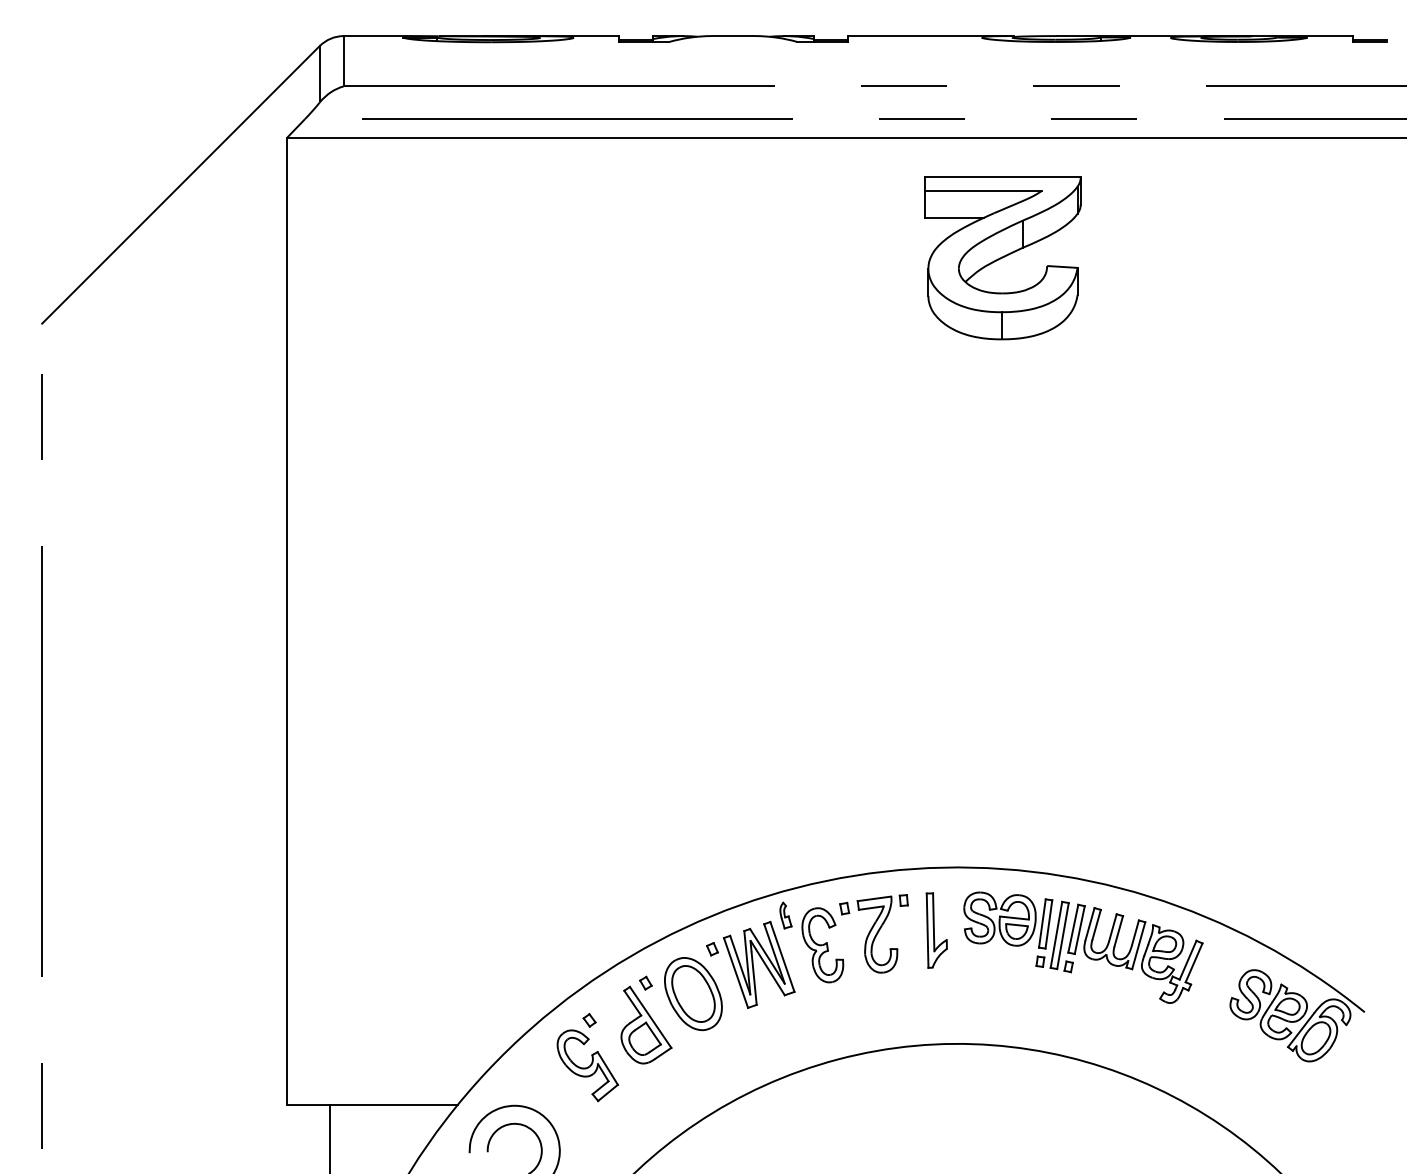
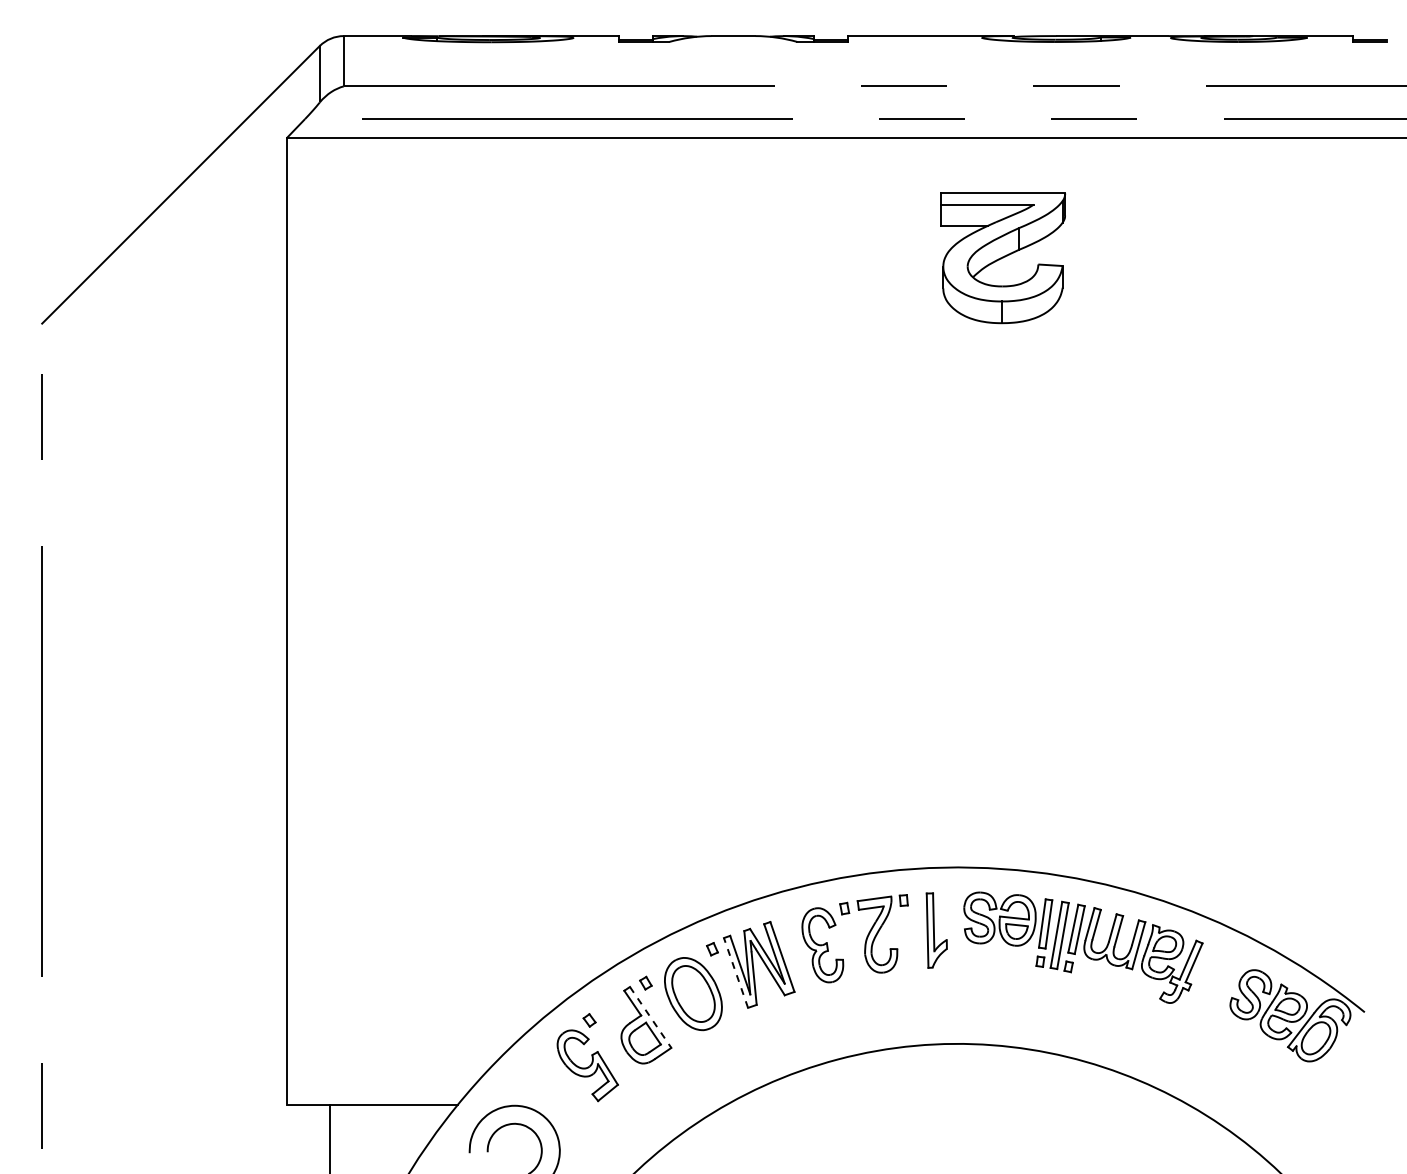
part size: 158x165 px -> 126x133 px (1002, 258)
part: present -> none (785, 915)
line: solid -> dashed (736, 972)
line: solid -> dashed (650, 1017)
